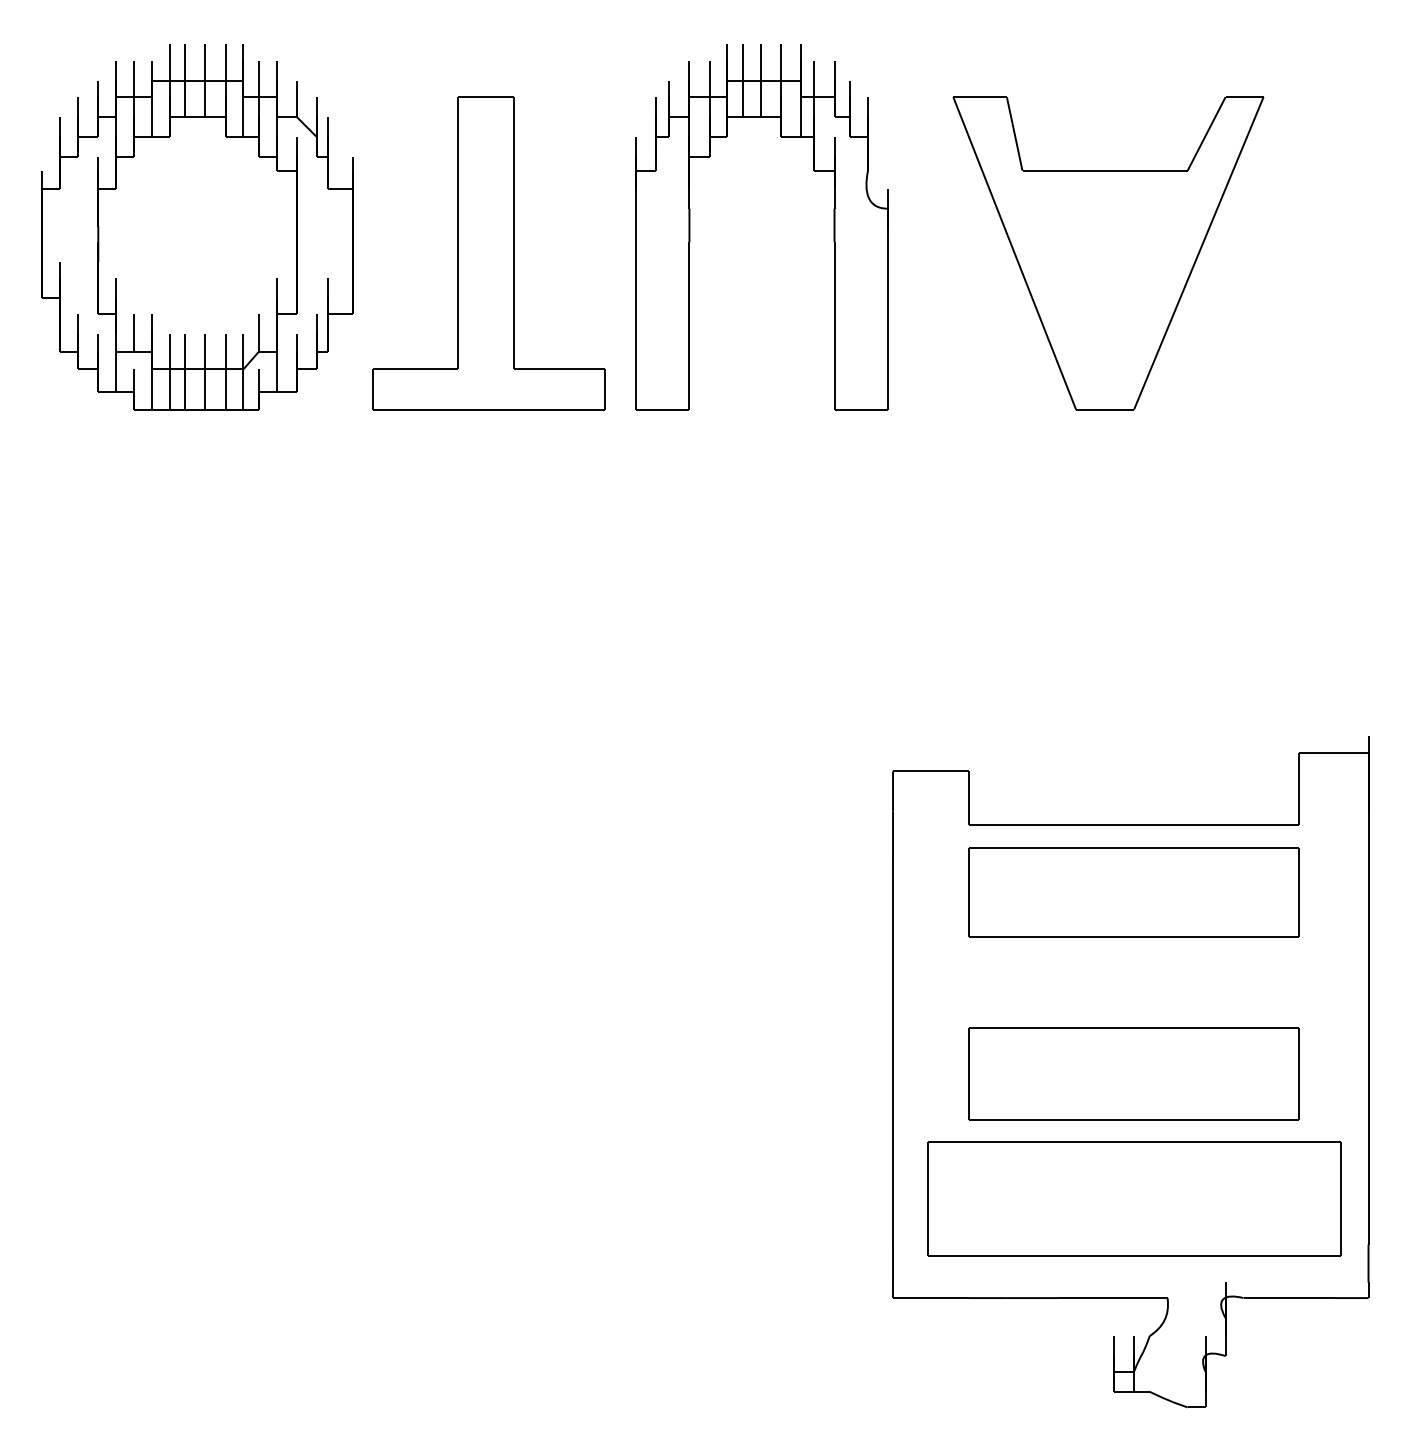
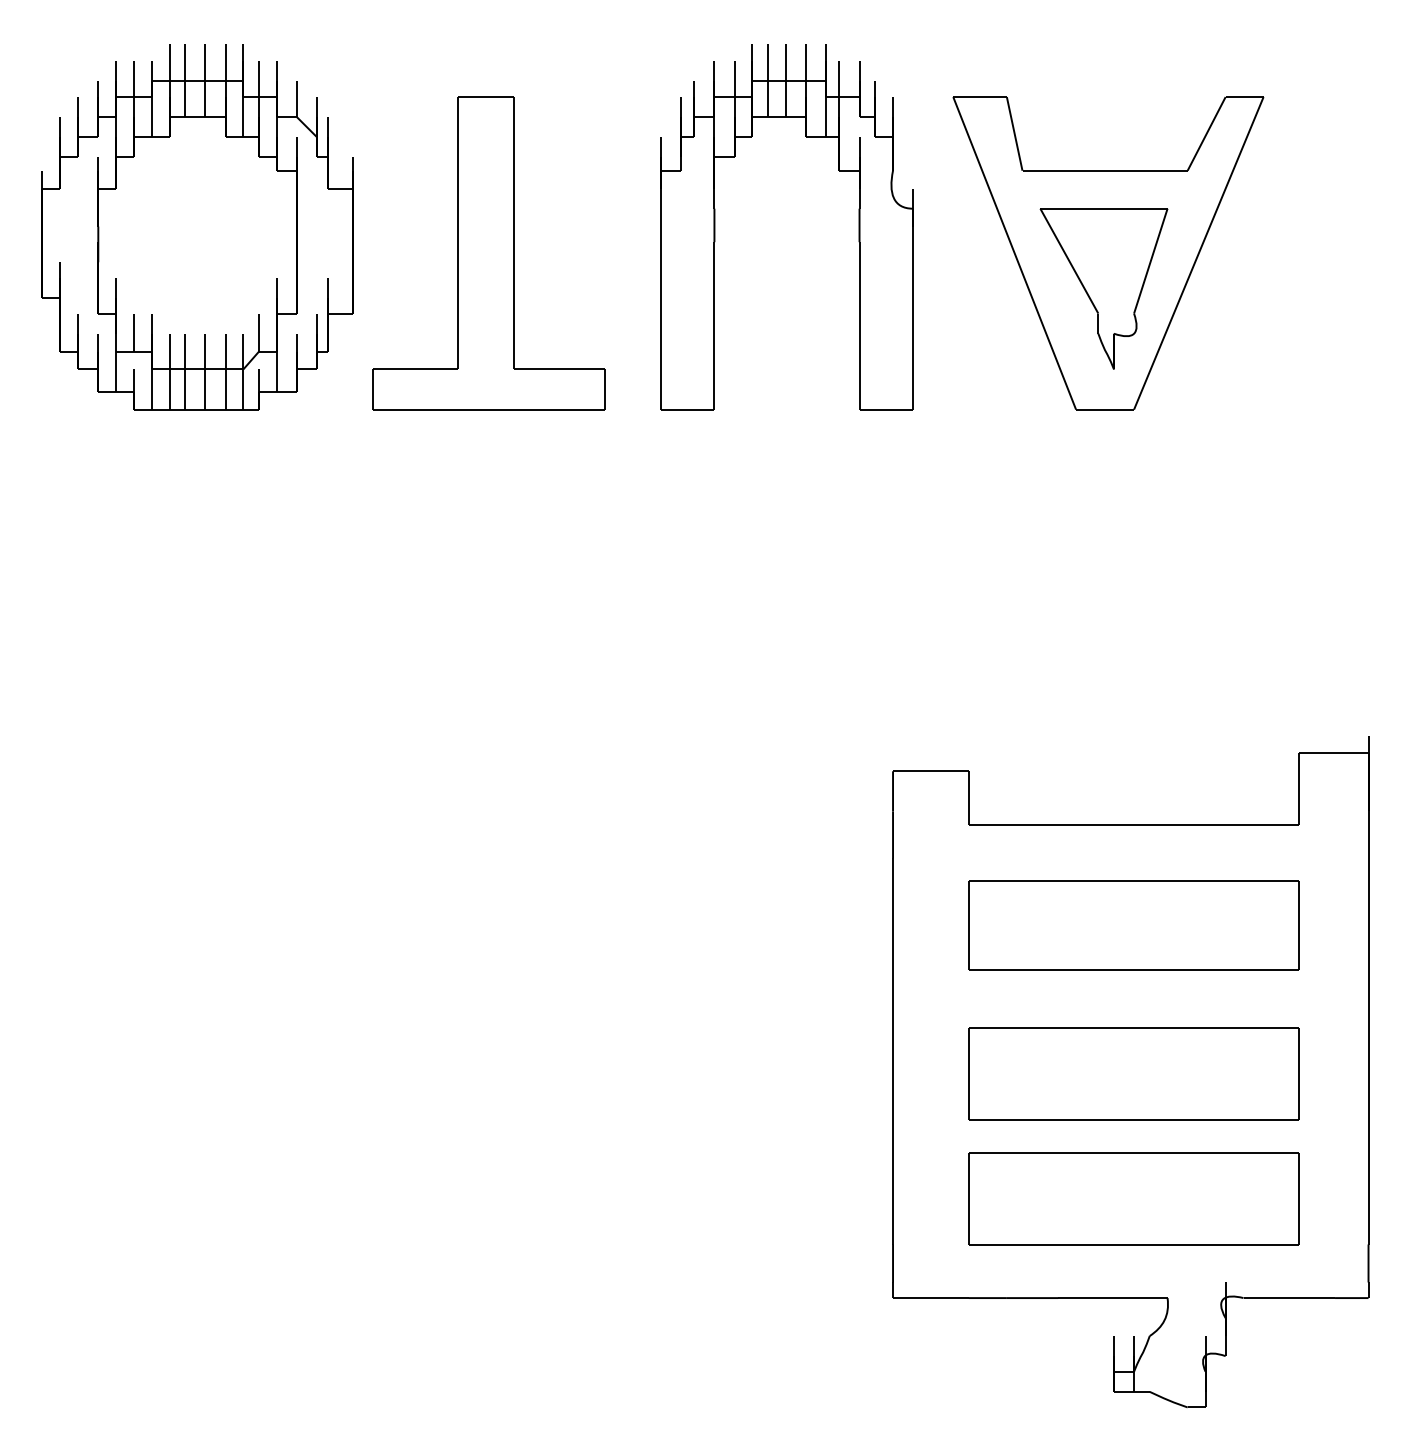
part position: (690, 227) -> (715, 227) (715, 227)
part: none -> present (1103, 288)
part position: (1133, 892) -> (1133, 925) (1133, 925)
part size: 415x116 px -> 332x94 px (1133, 1198)
